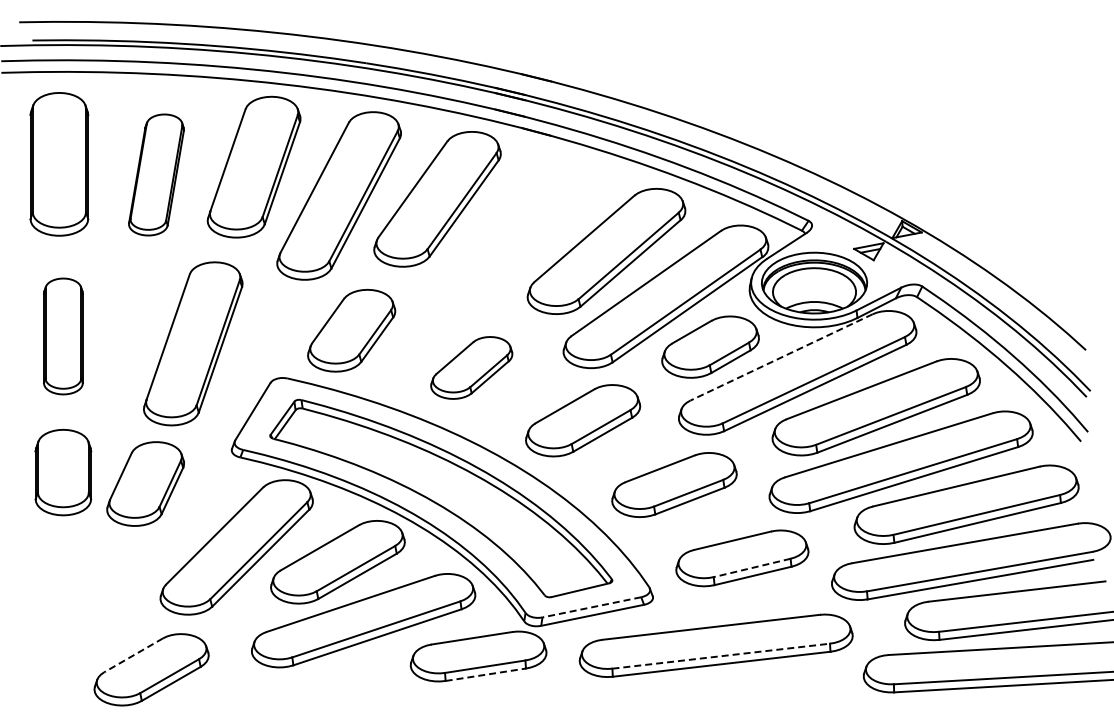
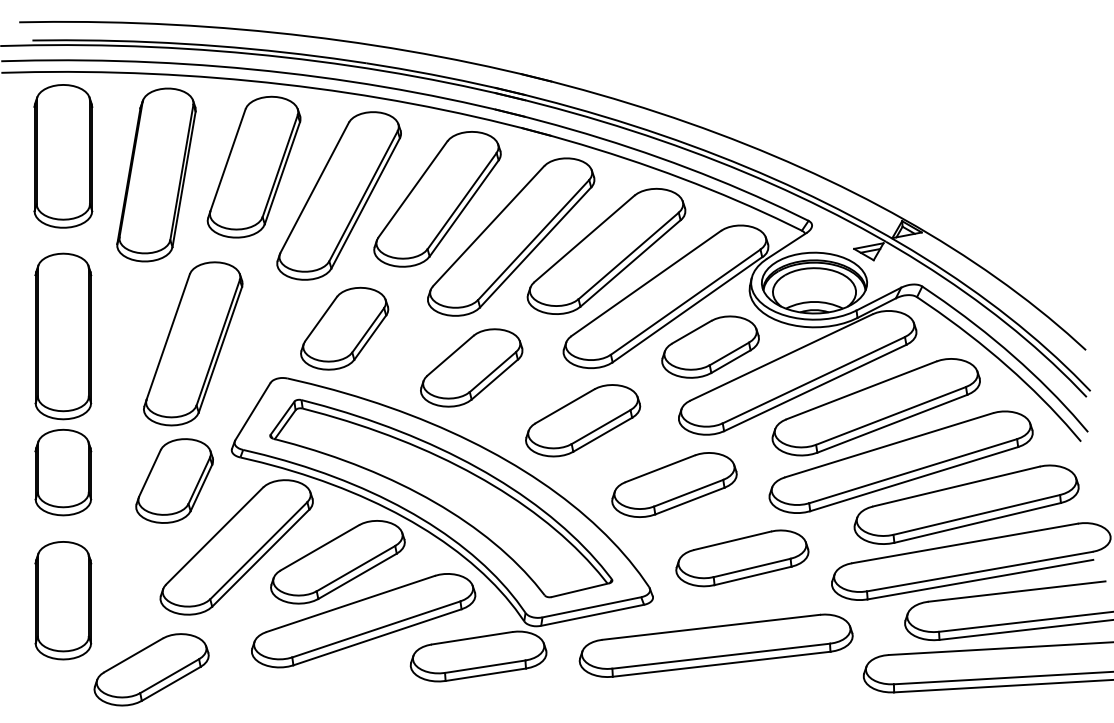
part position: (59, 164) -> (63, 156) (63, 156)
part size: 57x124 px -> 81x176 px (156, 174)
part: none -> present (511, 236)
part position: (351, 330) -> (344, 328) (344, 328)
part size: 41x119 px -> 59x169 px (63, 336)
line: dashed -> solid (781, 357)
part size: 84x64 px -> 104x80 px (471, 367)
part position: (145, 483) -> (174, 480) (174, 480)
line: dashed -> solid (752, 567)
part: none -> present (63, 600)
line: dashed -> solid (591, 607)
line: dashed -> solid (133, 655)
line: dashed -> solid (721, 656)
line: dashed -> solid (485, 674)
